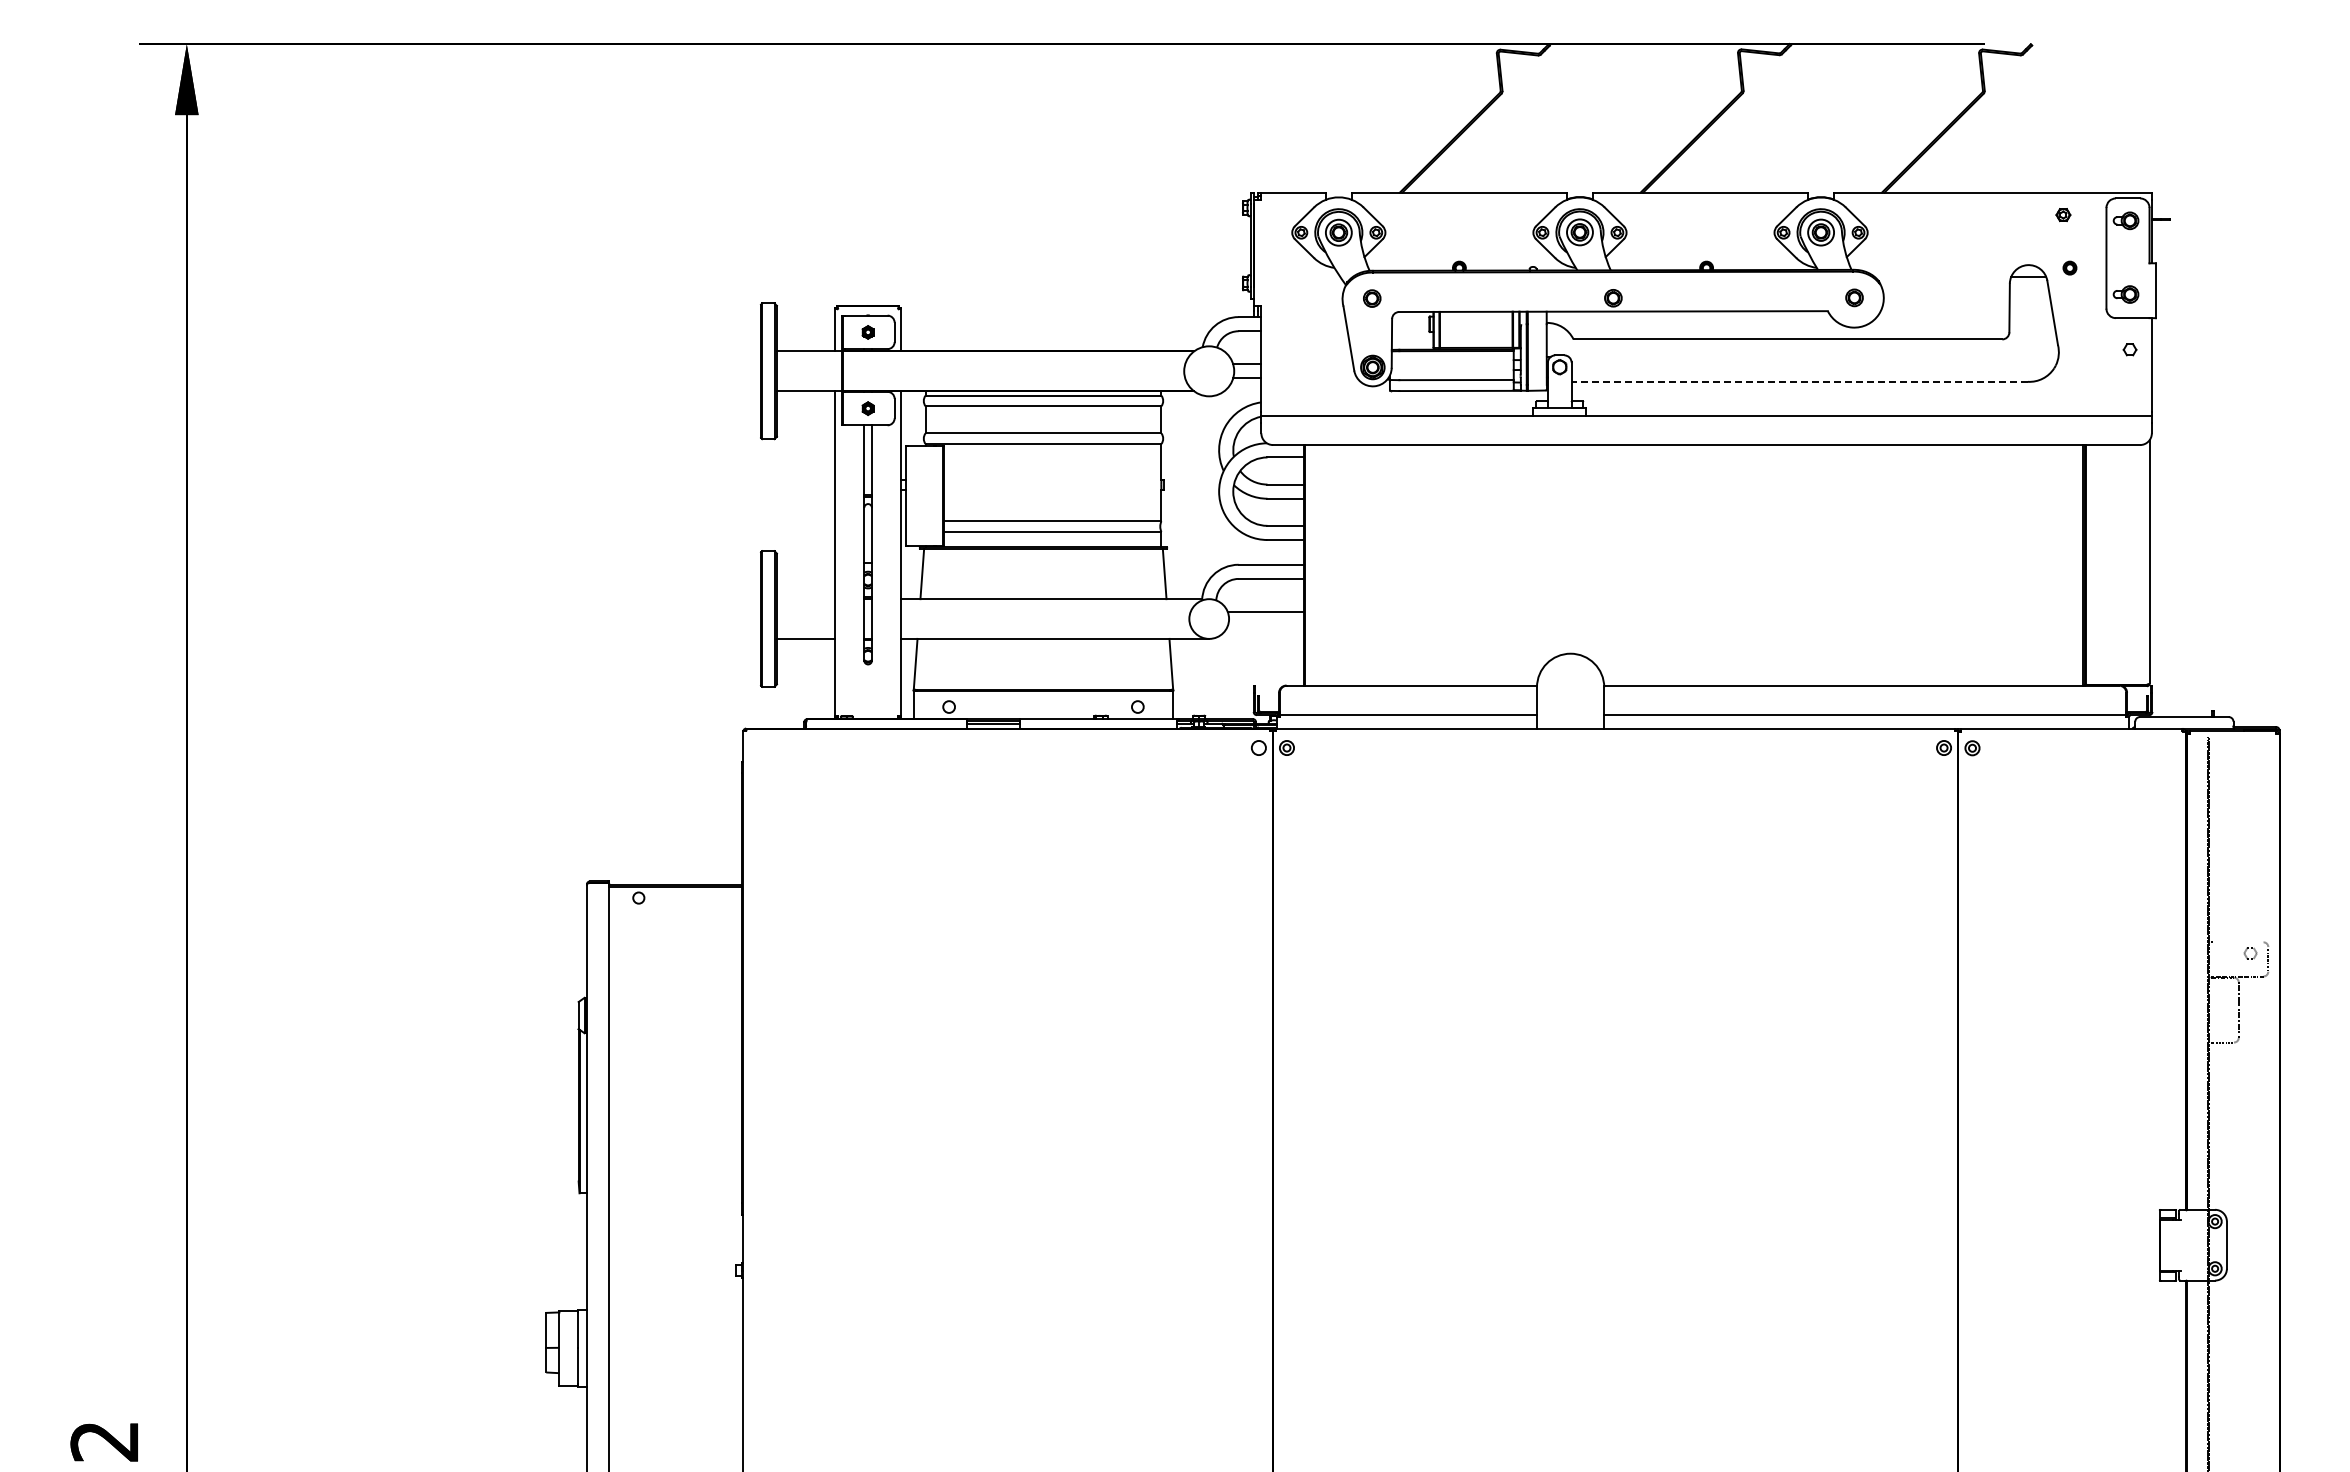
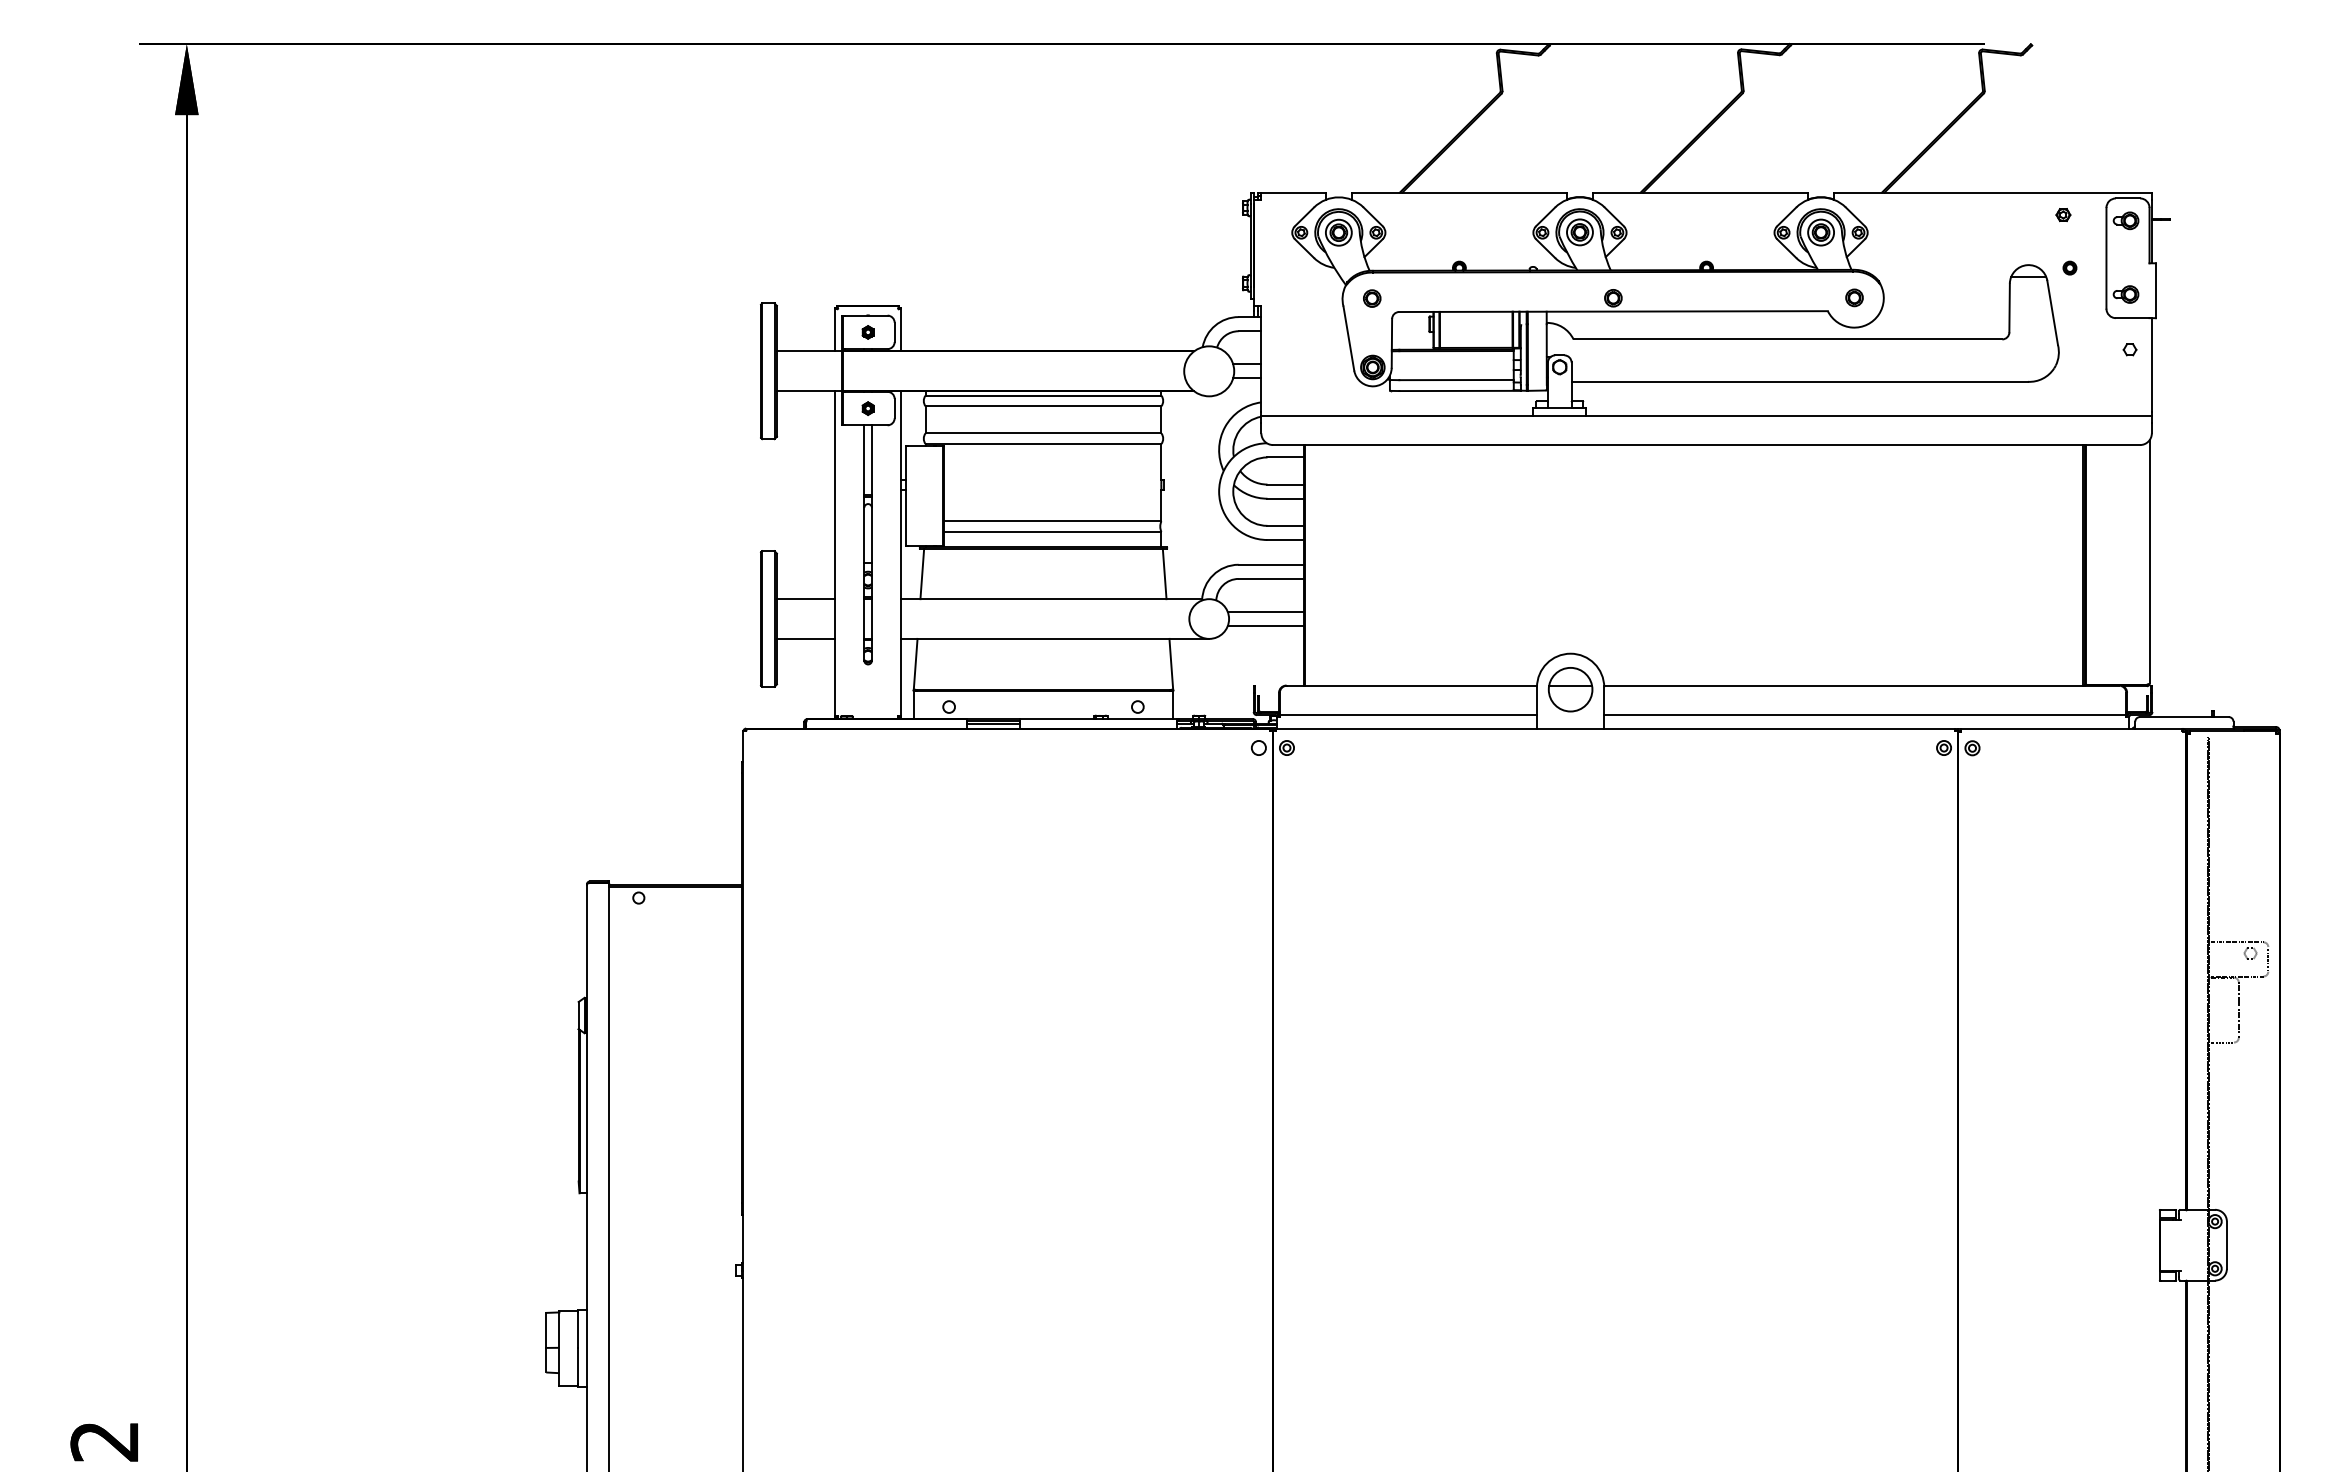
line: dashed -> solid (1799, 381)
line: none -> present (805, 599)
line: none -> present (1265, 626)
part: none -> present (1570, 689)
line: none -> present (2237, 942)
